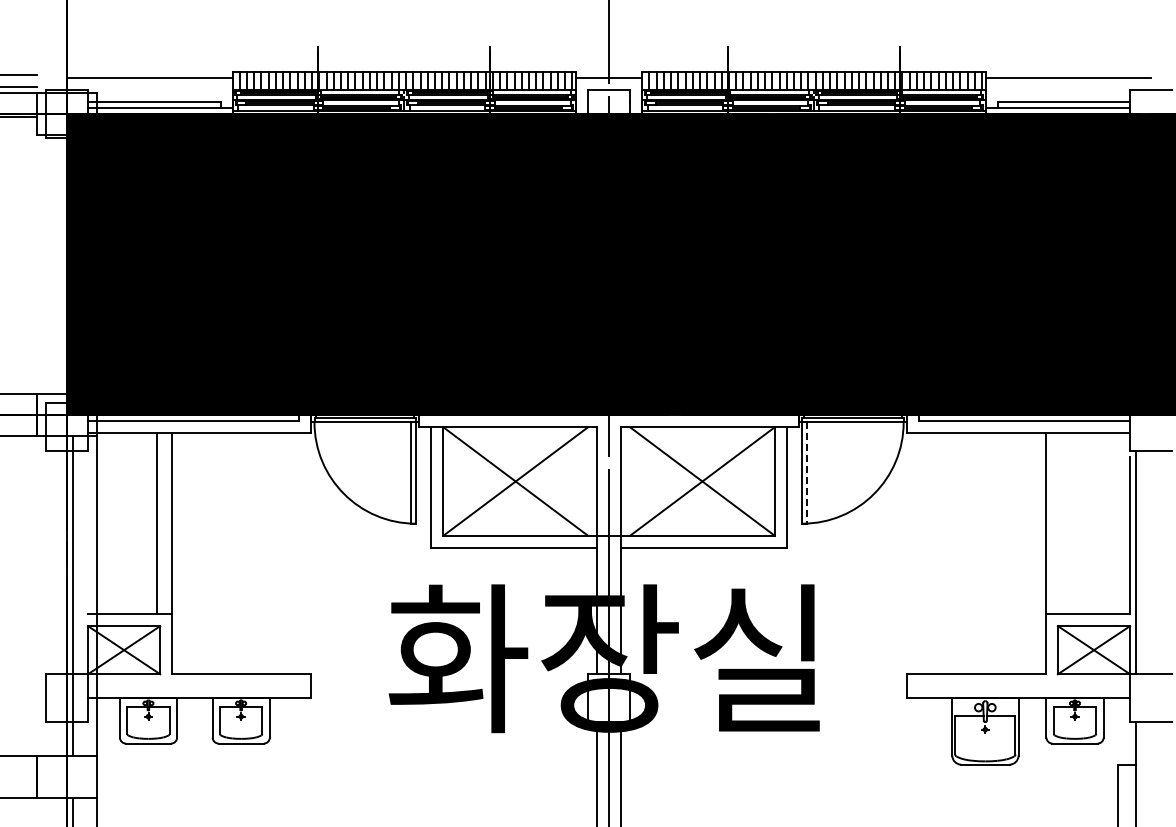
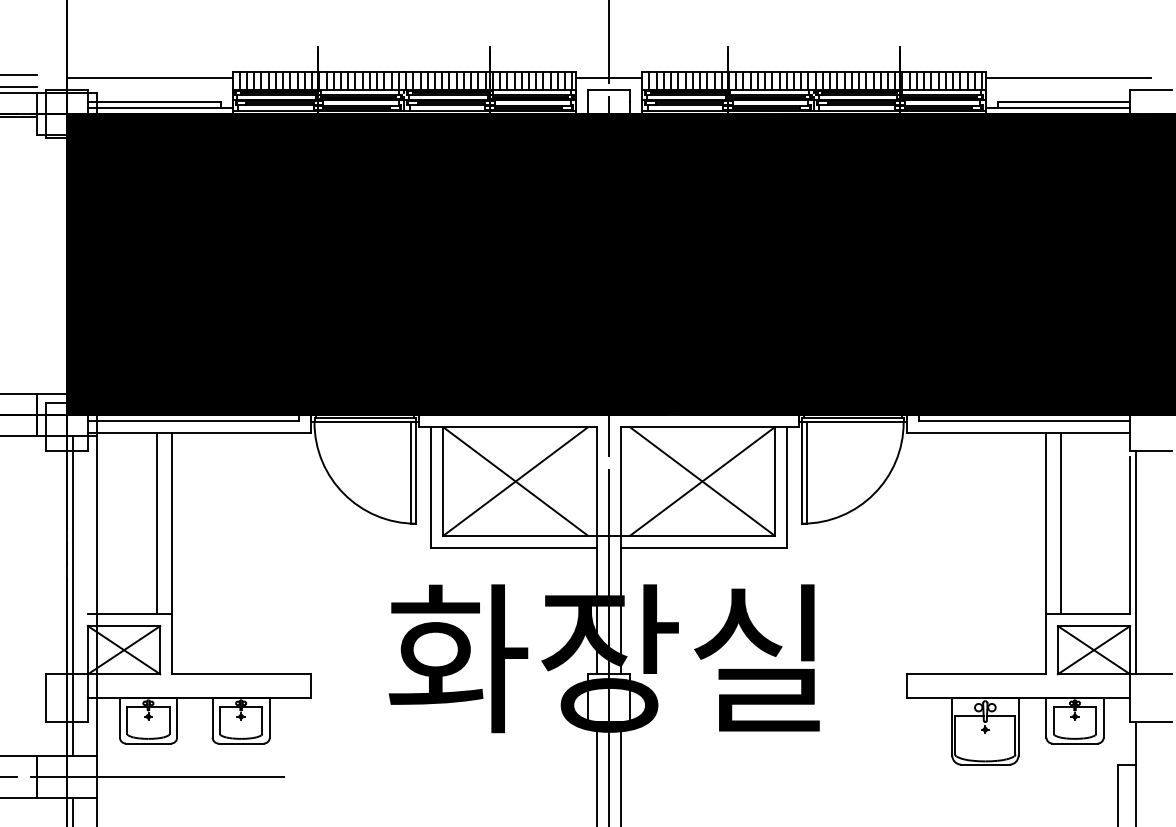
line: dashed -> solid (806, 473)
line: none -> present (1060, 523)
line: none -> present (143, 776)
